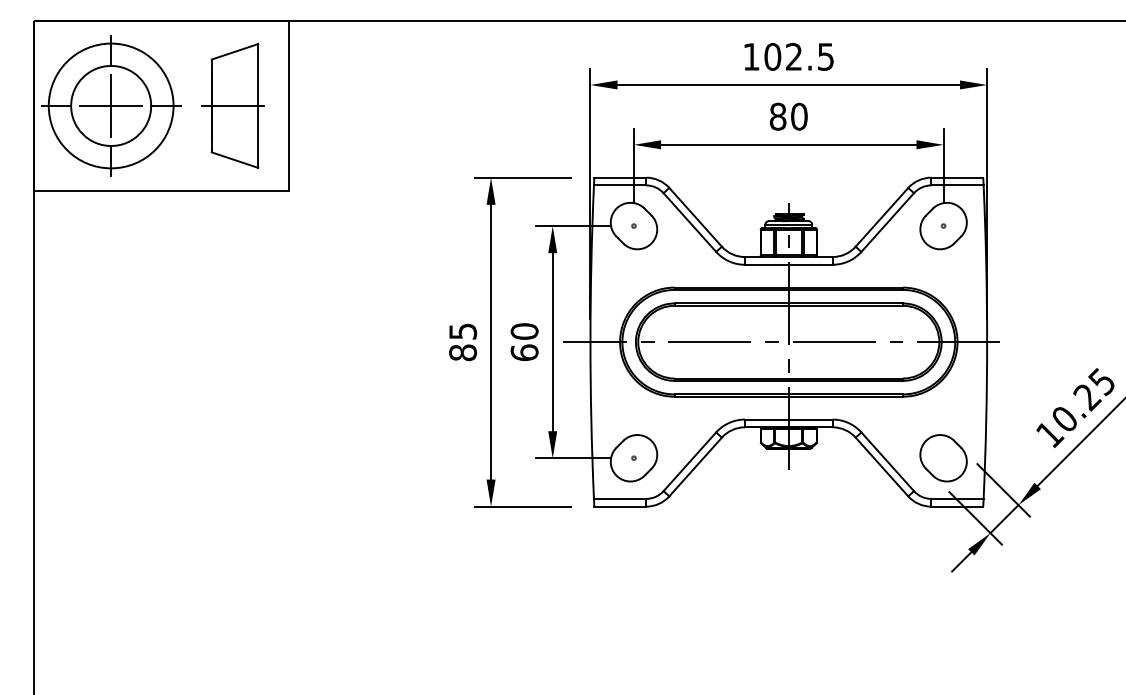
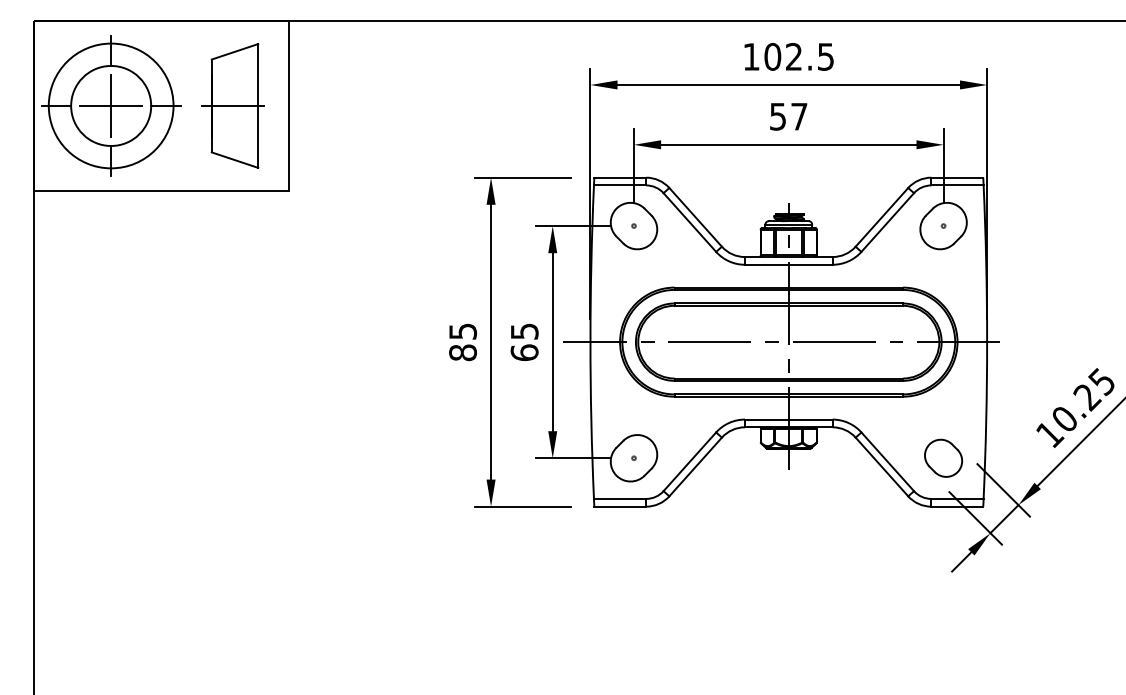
text: 80 -> 57 (788, 116)
text: 60 -> 65 (524, 331)
part size: 49x49 px -> 39x40 px (943, 457)
